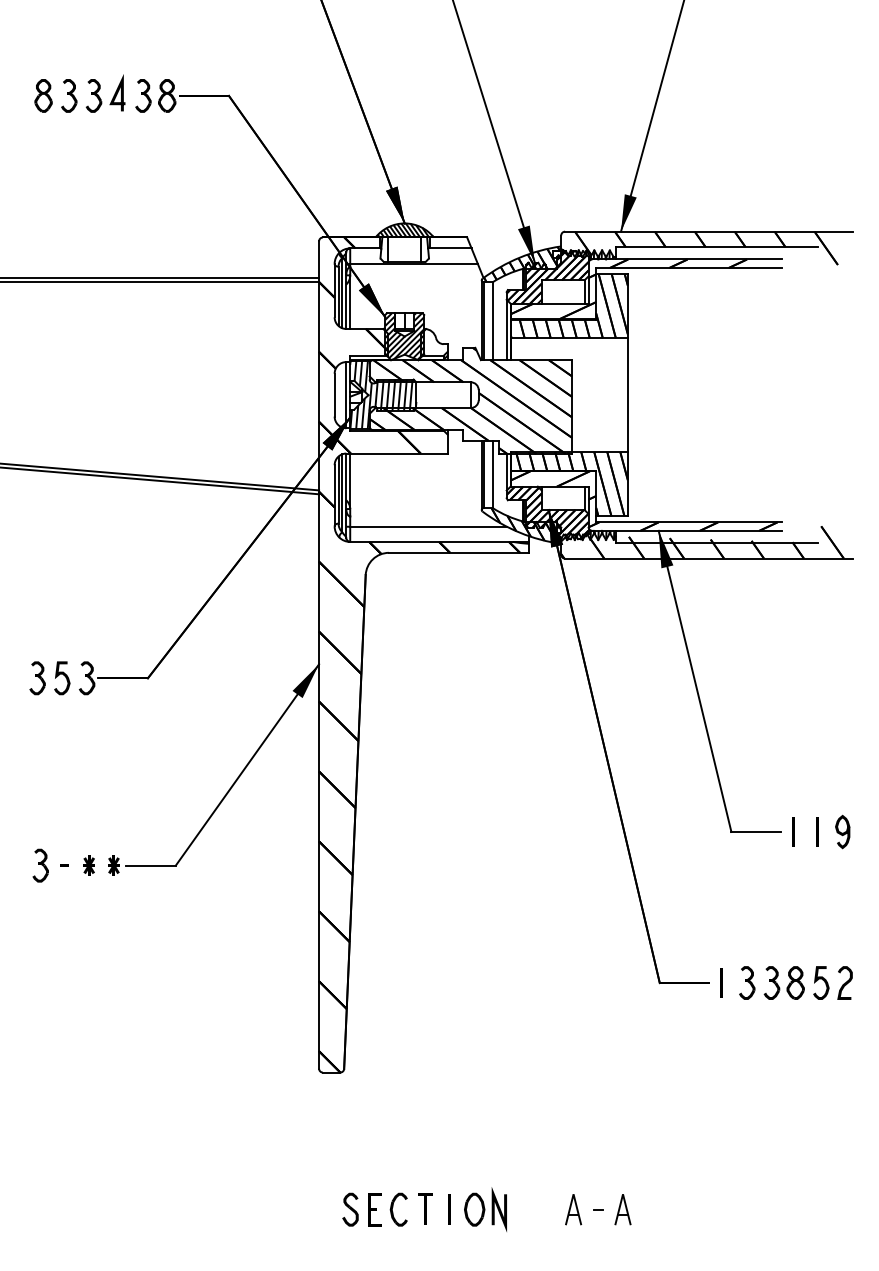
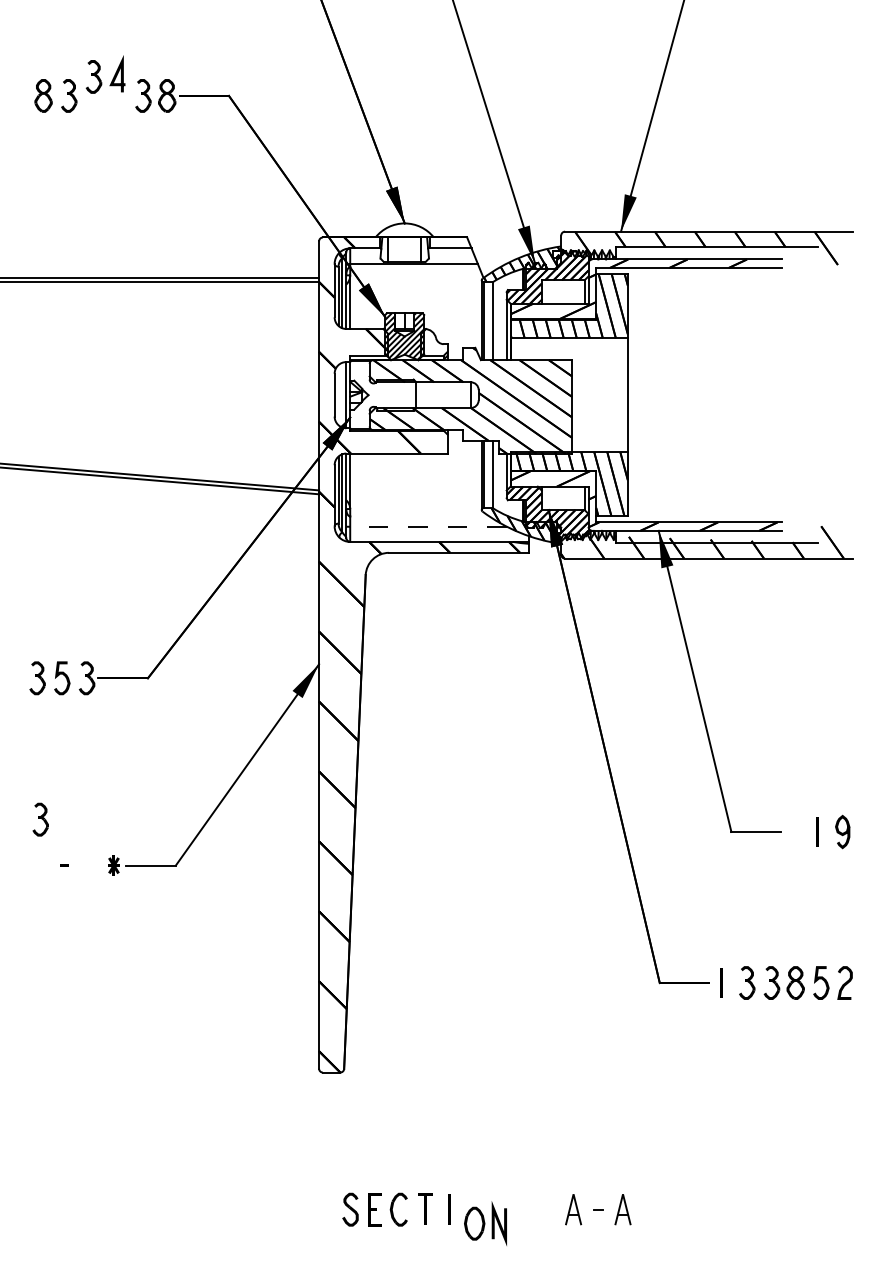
part position: (99, 95) -> (99, 76) (99, 76)
hatch: present -> none (405, 230)
hatch: present -> none (383, 394)
line: solid -> dashed (428, 526)
line: present -> none (793, 831)
part position: (40, 865) -> (40, 819) (40, 819)
part: present -> none (88, 865)
part position: (485, 1209) -> (485, 1223) (485, 1223)
